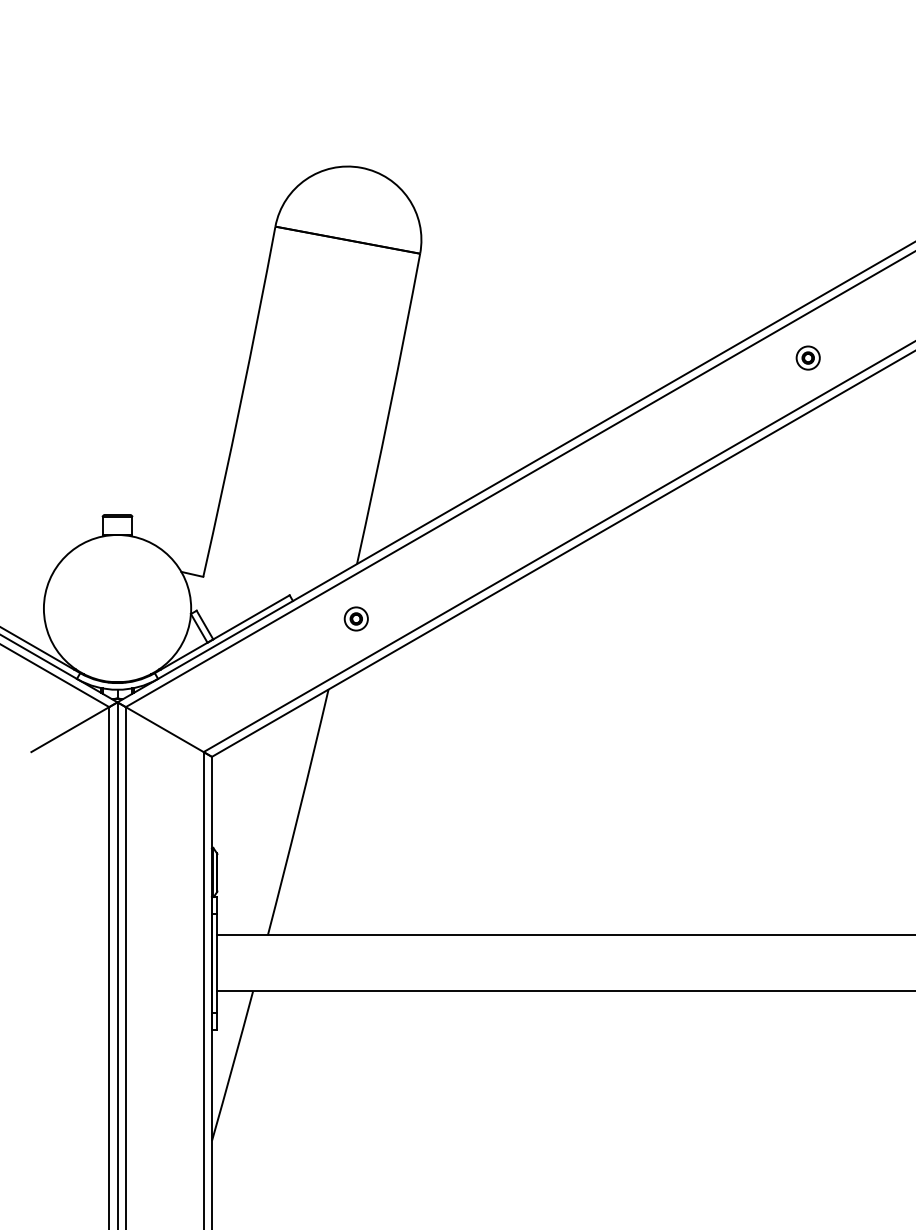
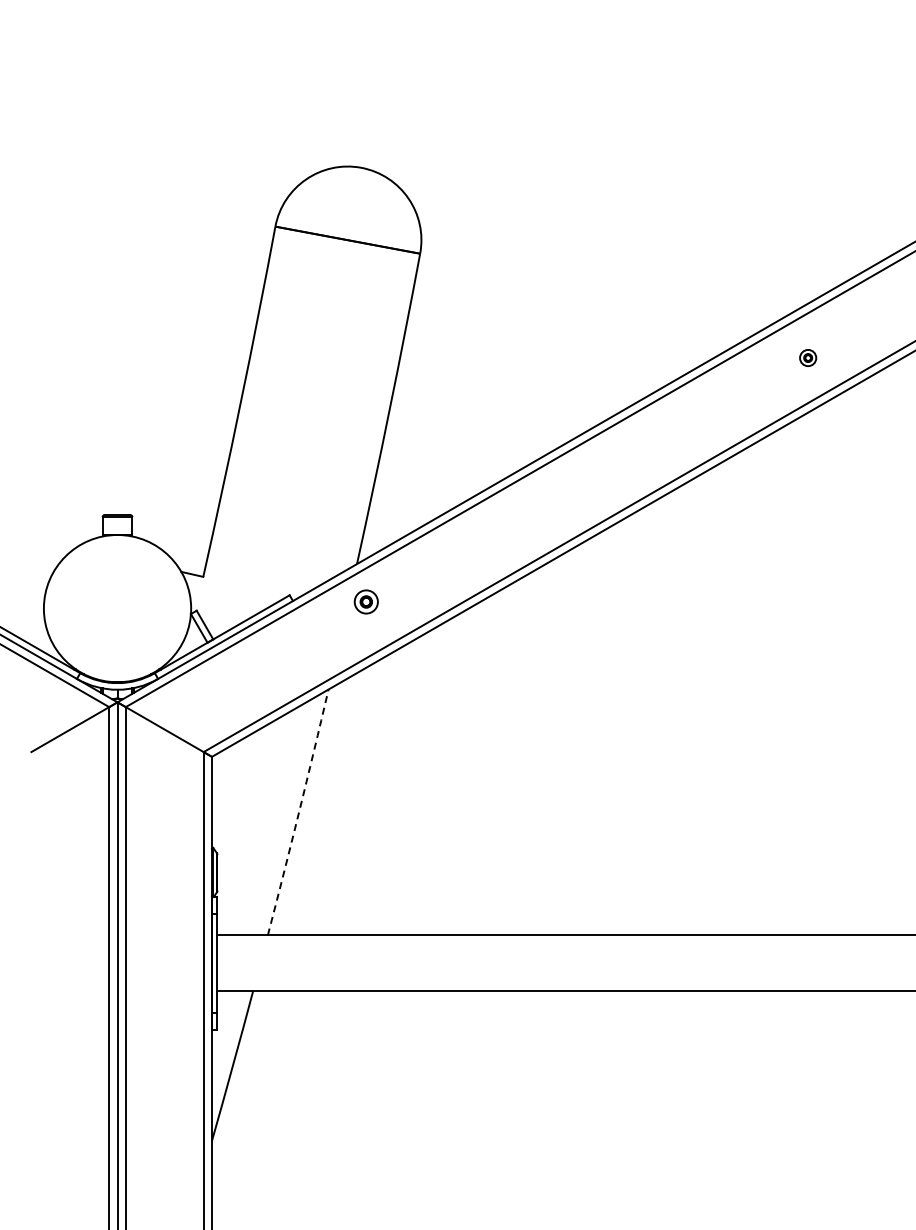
part size: 26x26 px -> 19x18 px (808, 357)
part position: (355, 618) -> (365, 601) (365, 601)
arc: solid -> dashed (298, 812)
